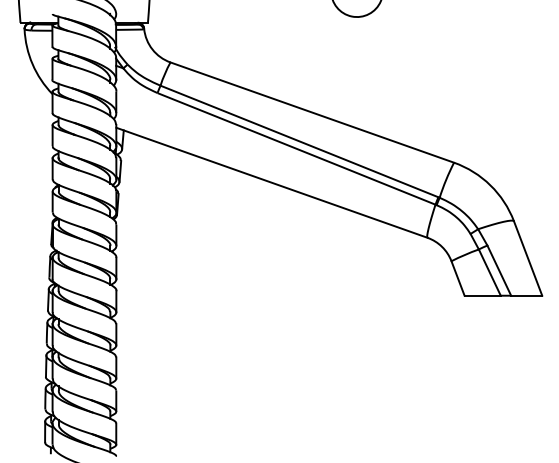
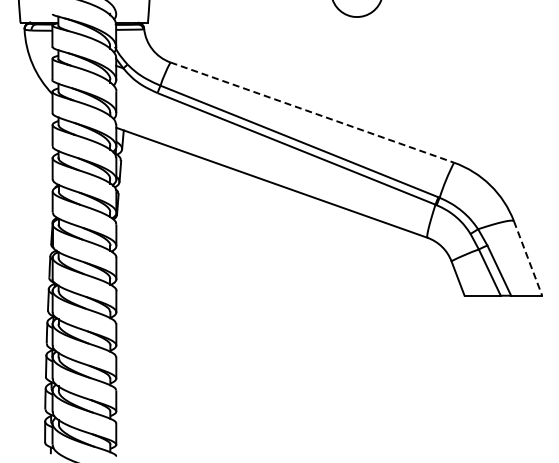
line: solid -> dashed (312, 112)
line: solid -> dashed (528, 258)
